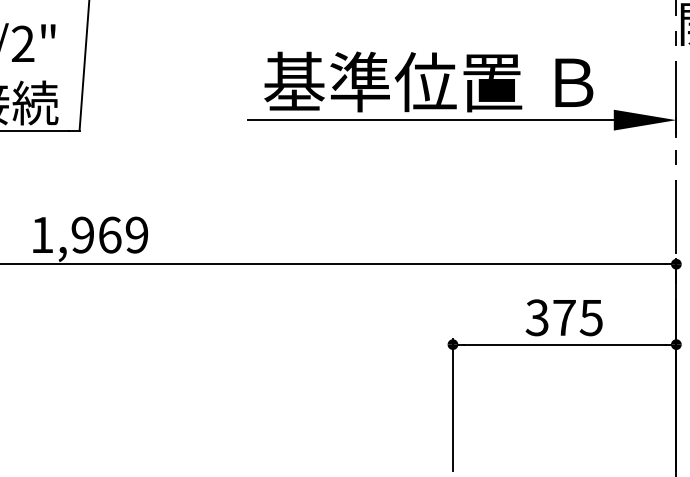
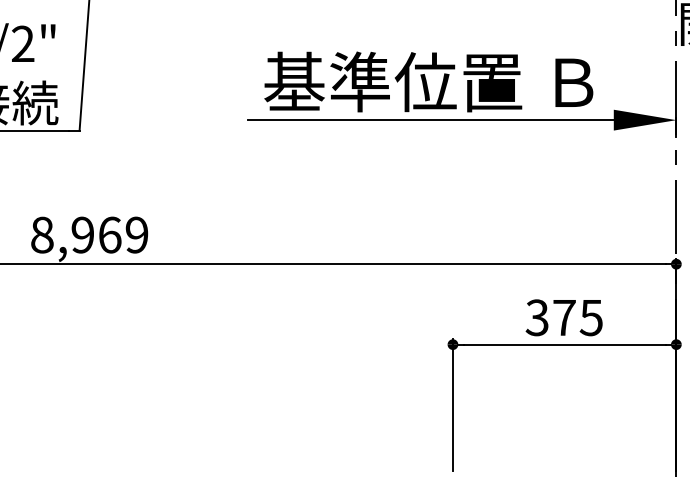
text: 1,969 -> 8,969 (42, 234)
